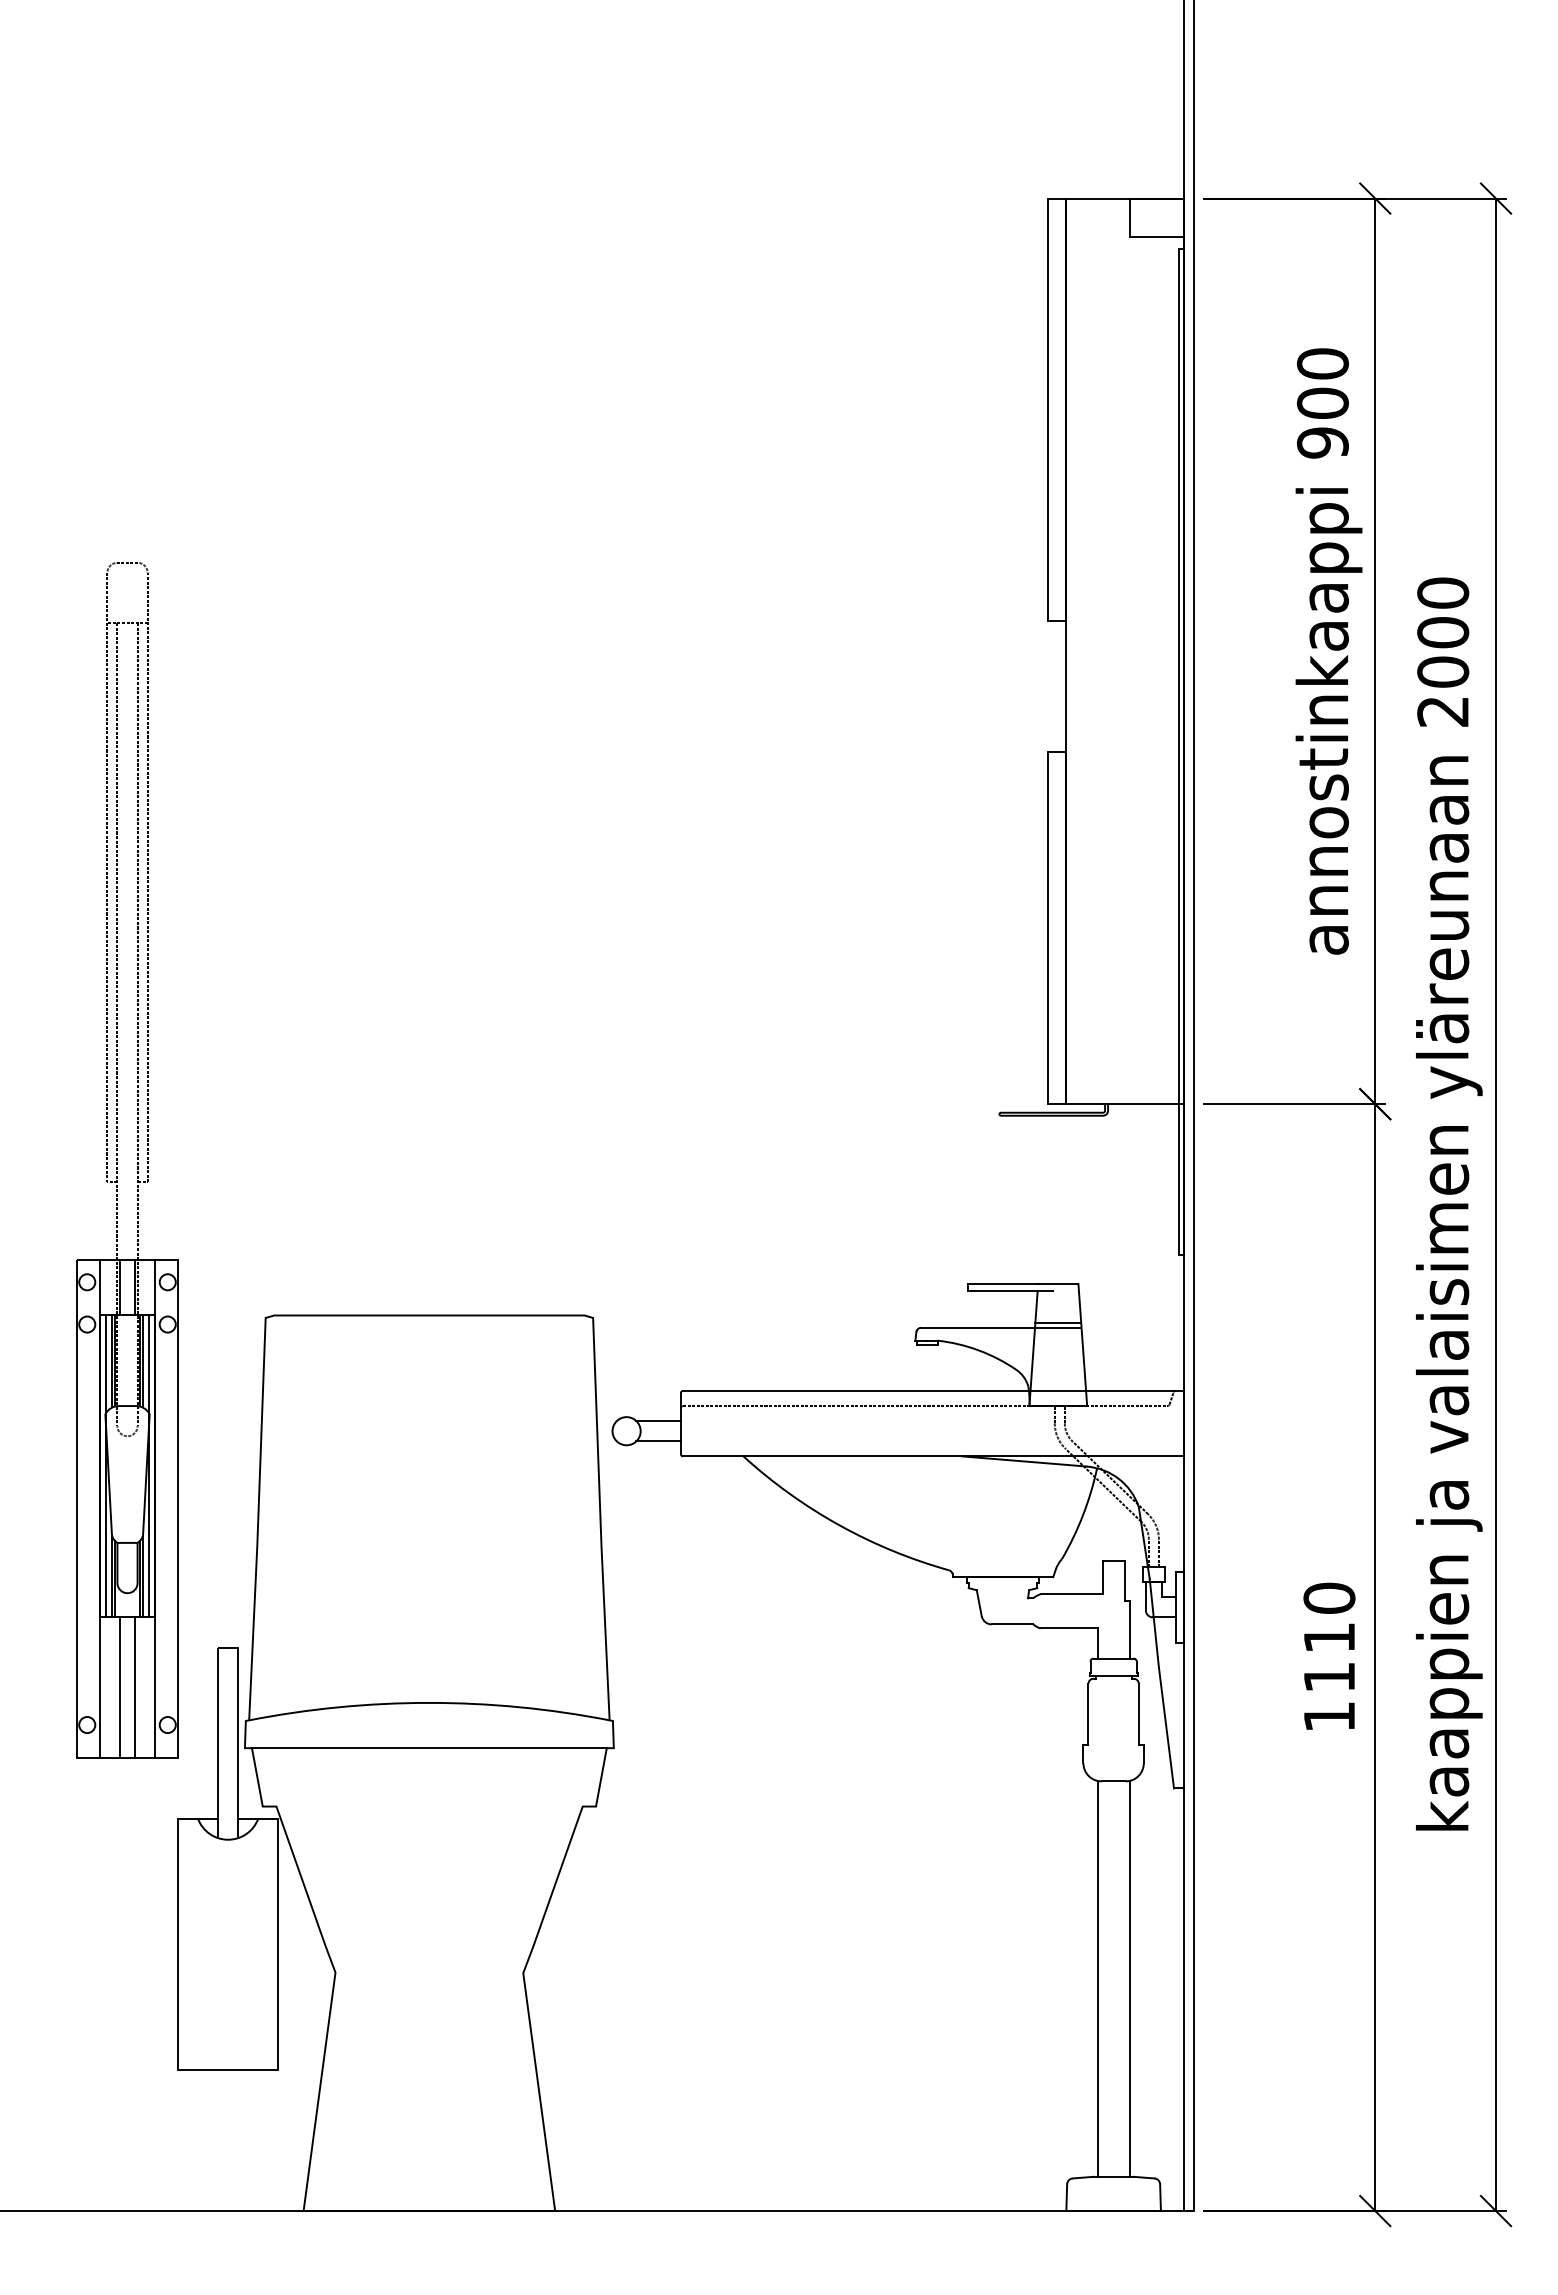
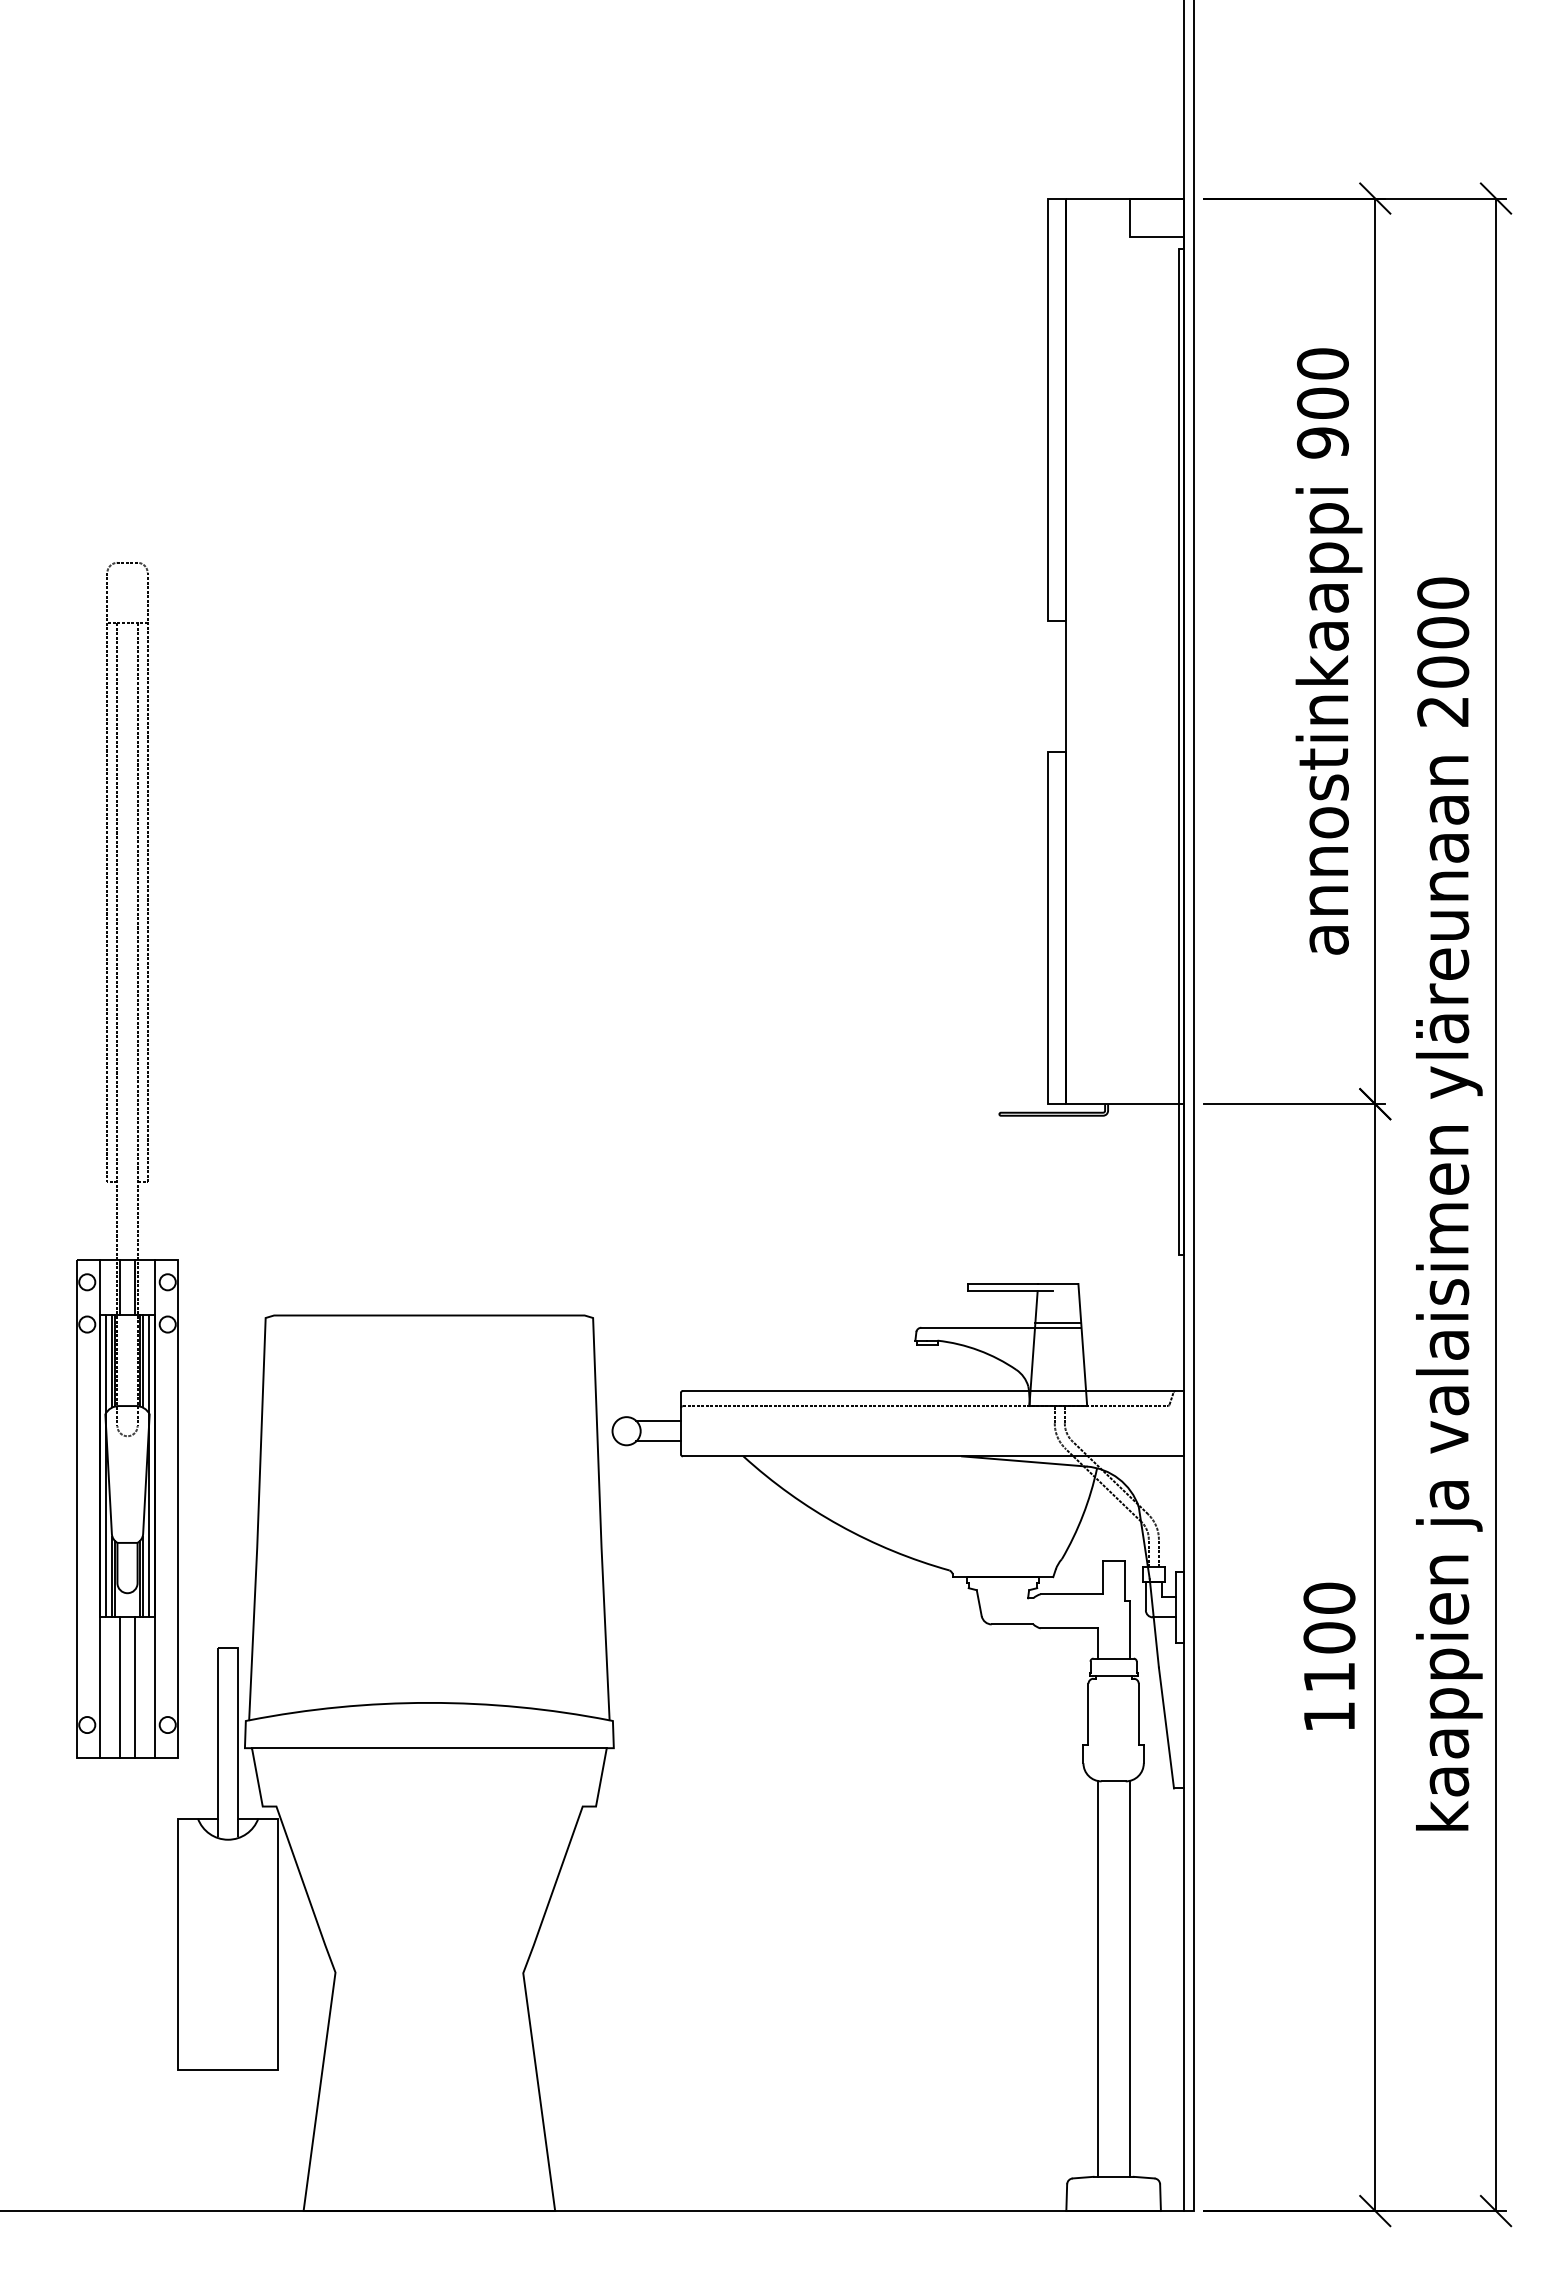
text: 1110 -> 1100 (1329, 1637)
